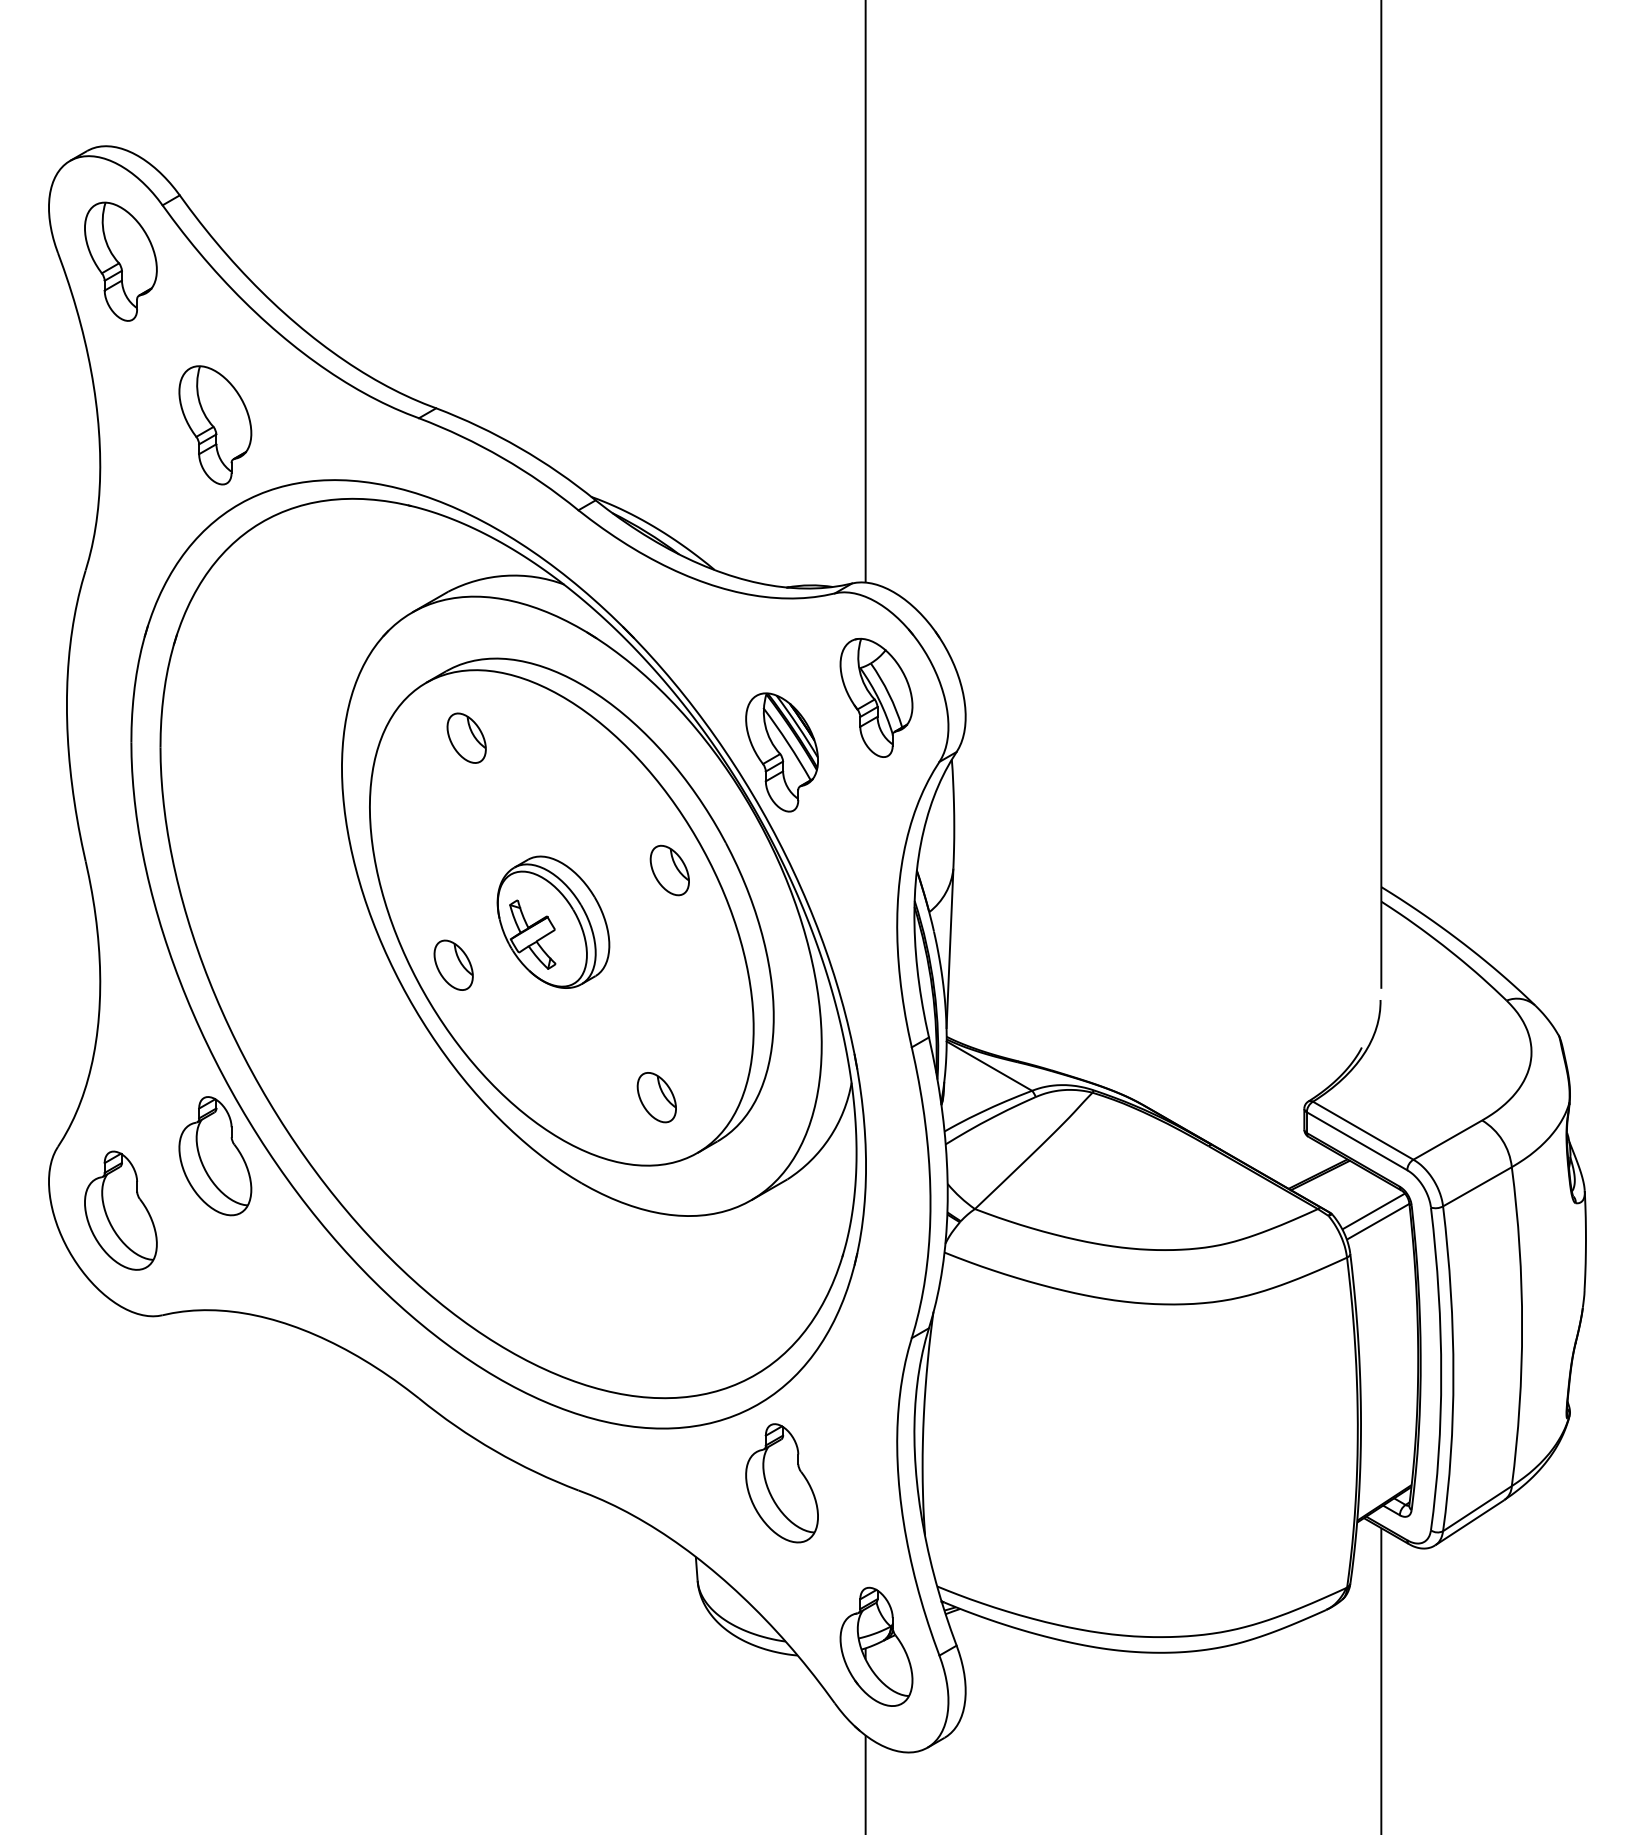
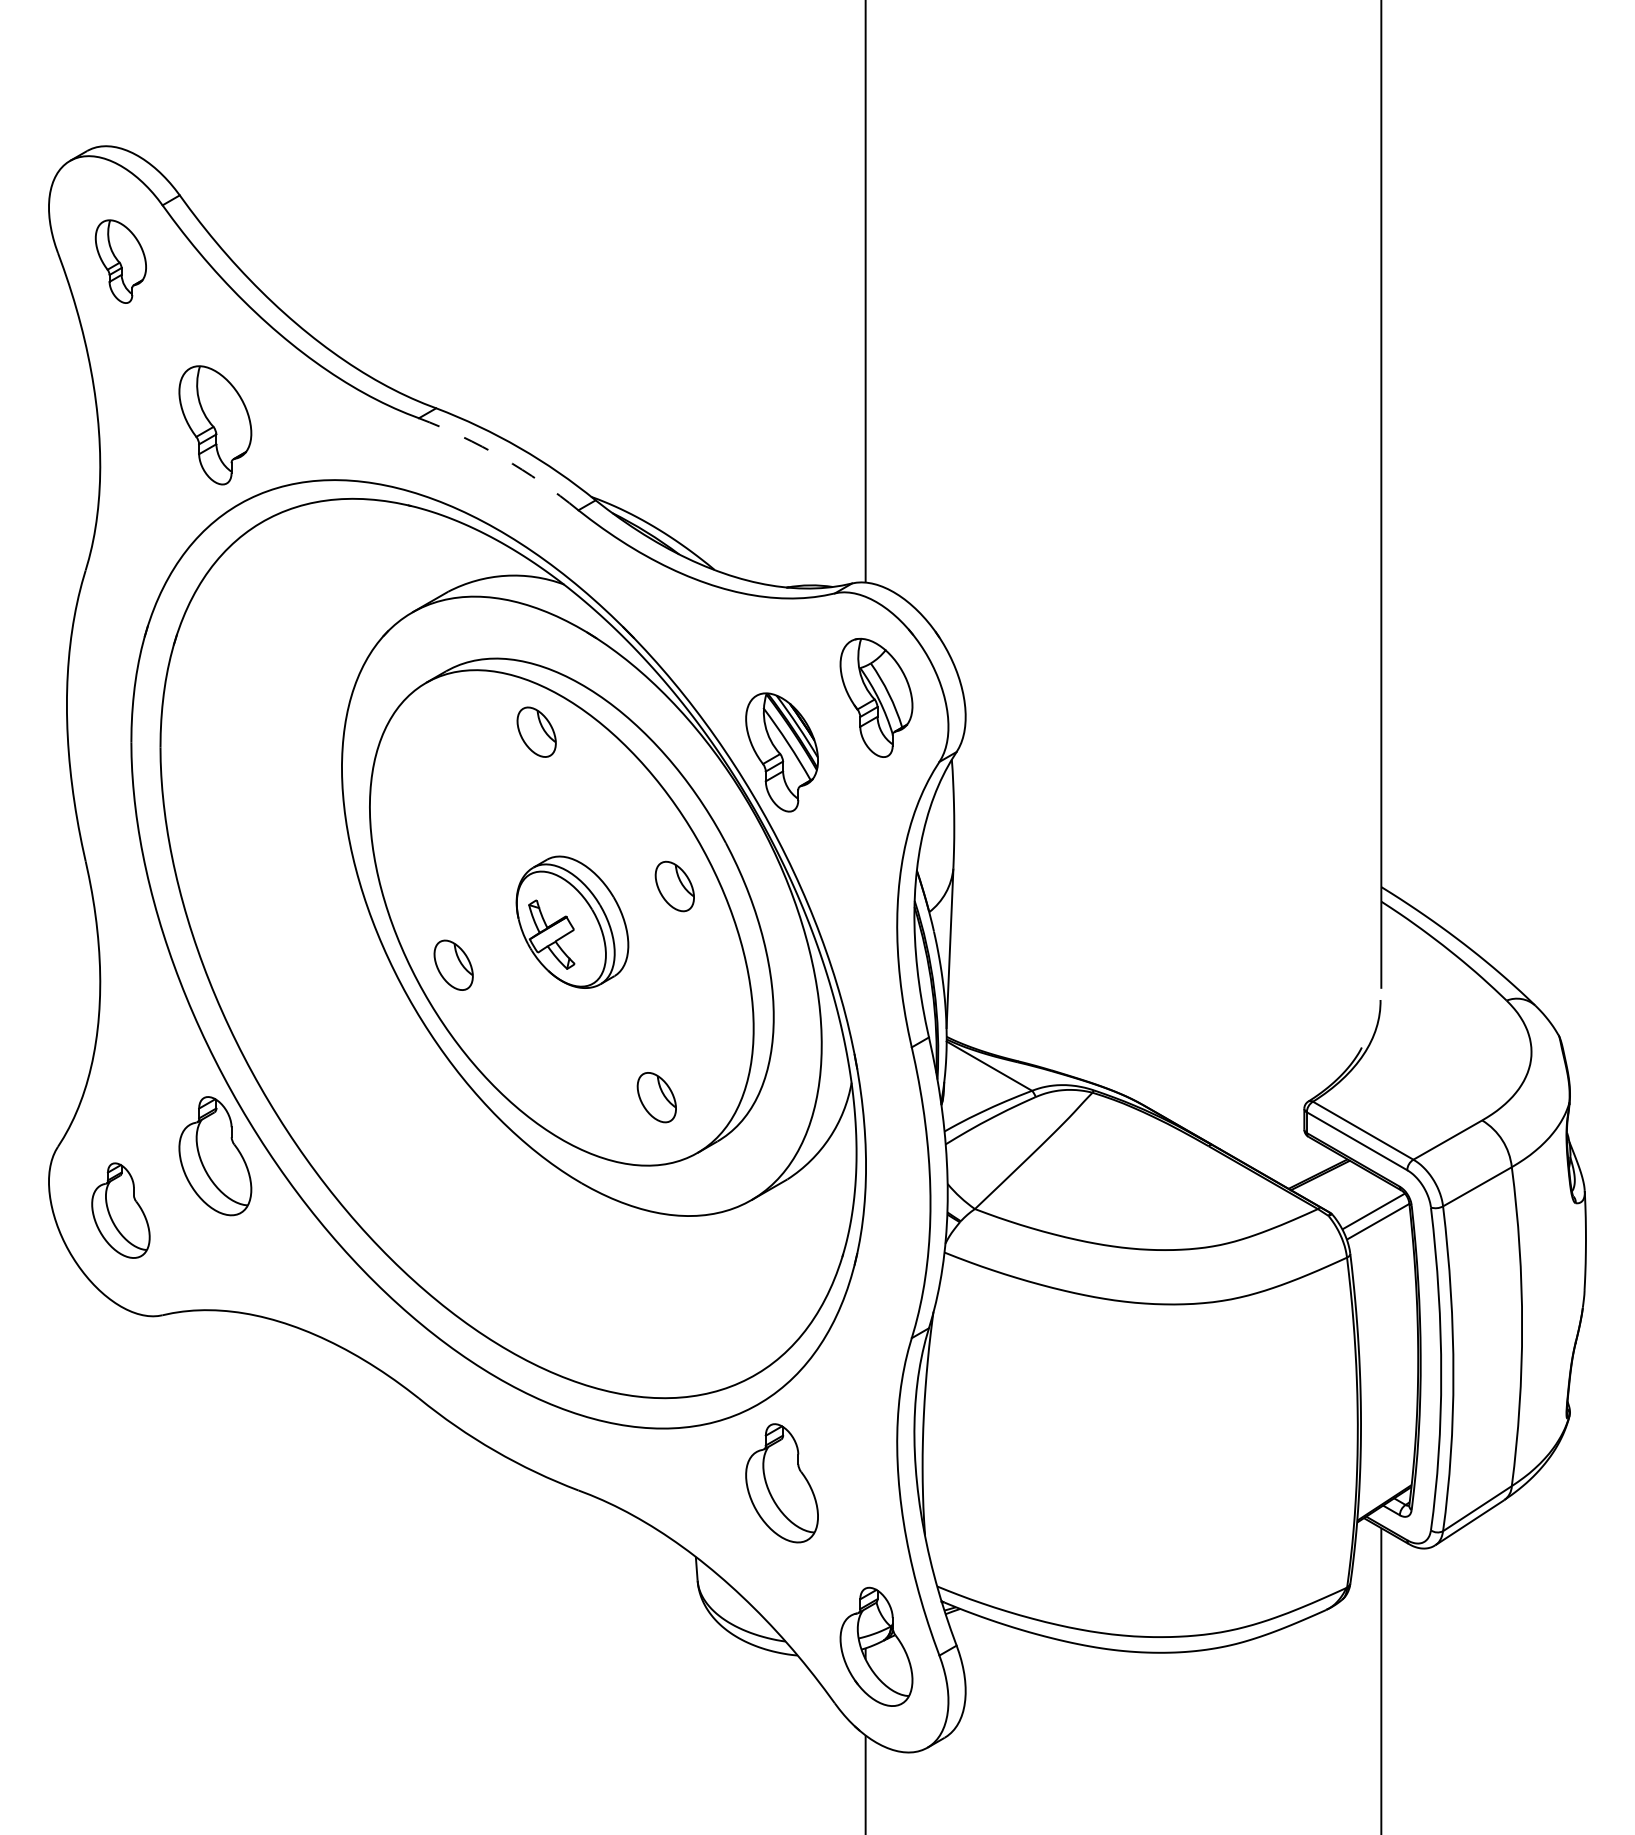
part size: 74x121 px -> 53x85 px (120, 261)
arc: solid -> dashed (502, 457)
part position: (466, 737) -> (536, 731) (536, 731)
part position: (669, 870) -> (674, 886) (674, 886)
part position: (553, 921) -> (572, 921) (572, 921)
part size: 74x121 px -> 60x97 px (120, 1210)
